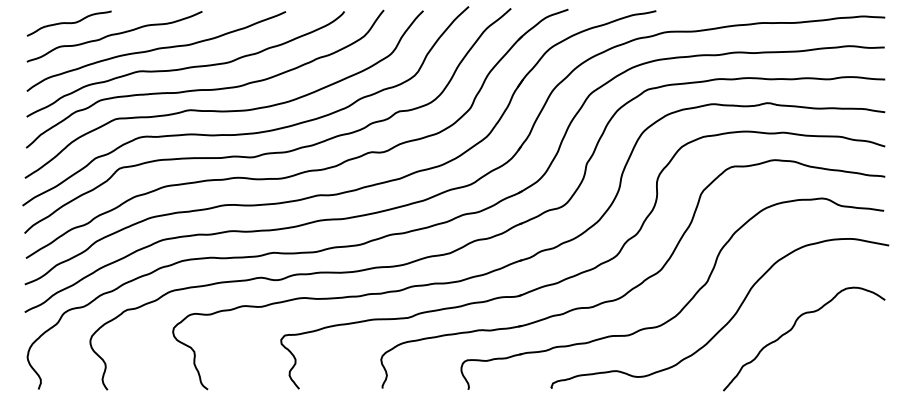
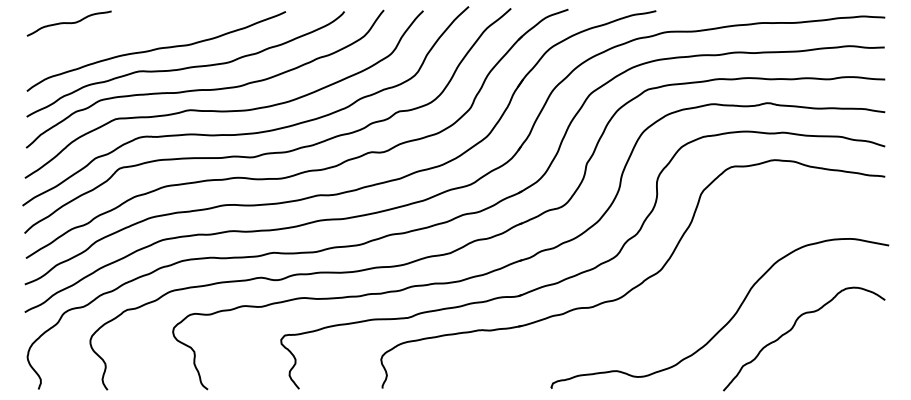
curve: present -> none (114, 35)
part: present -> none (684, 305)
